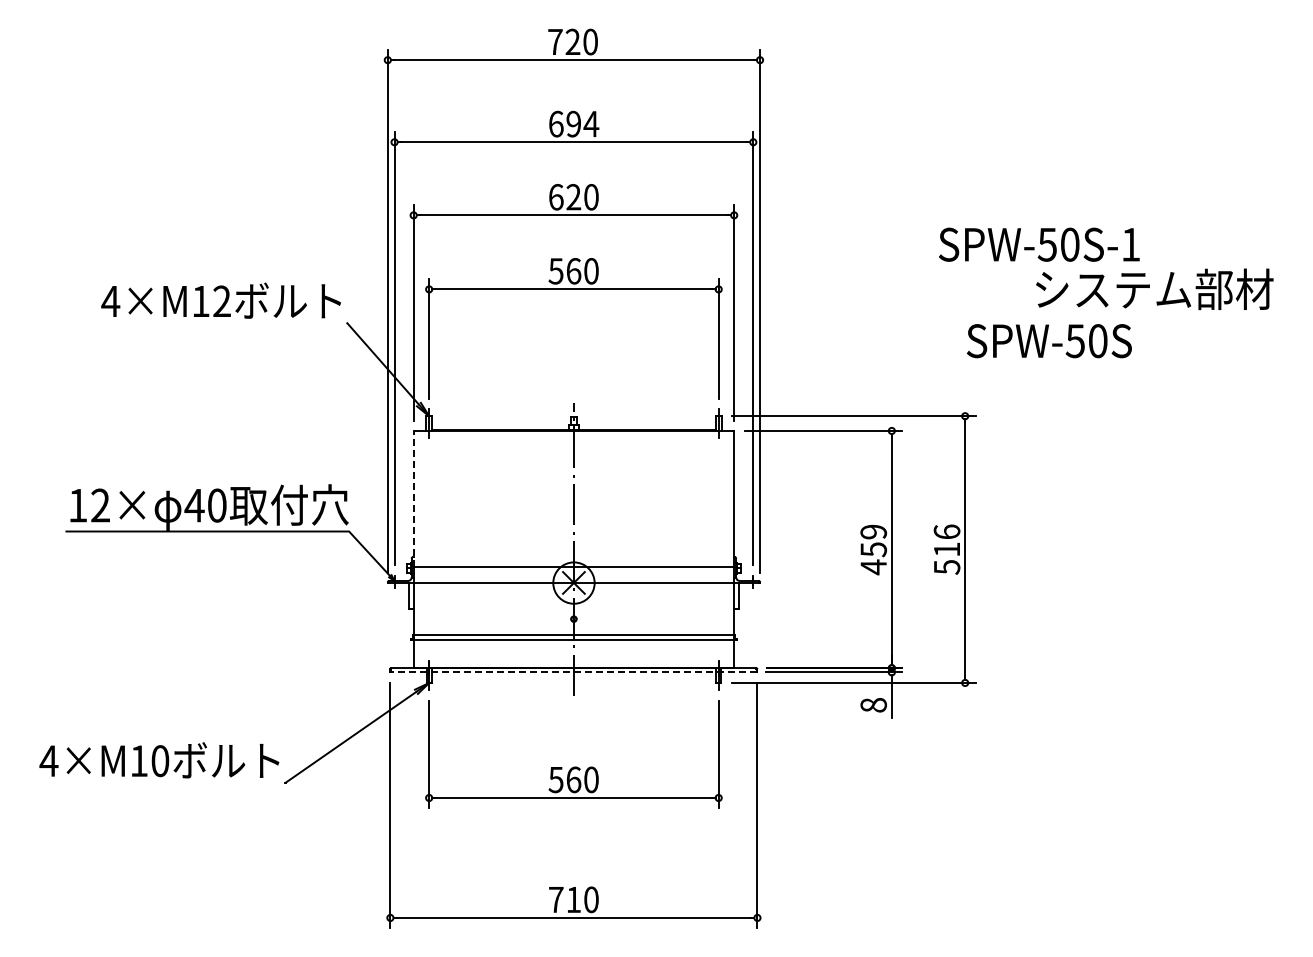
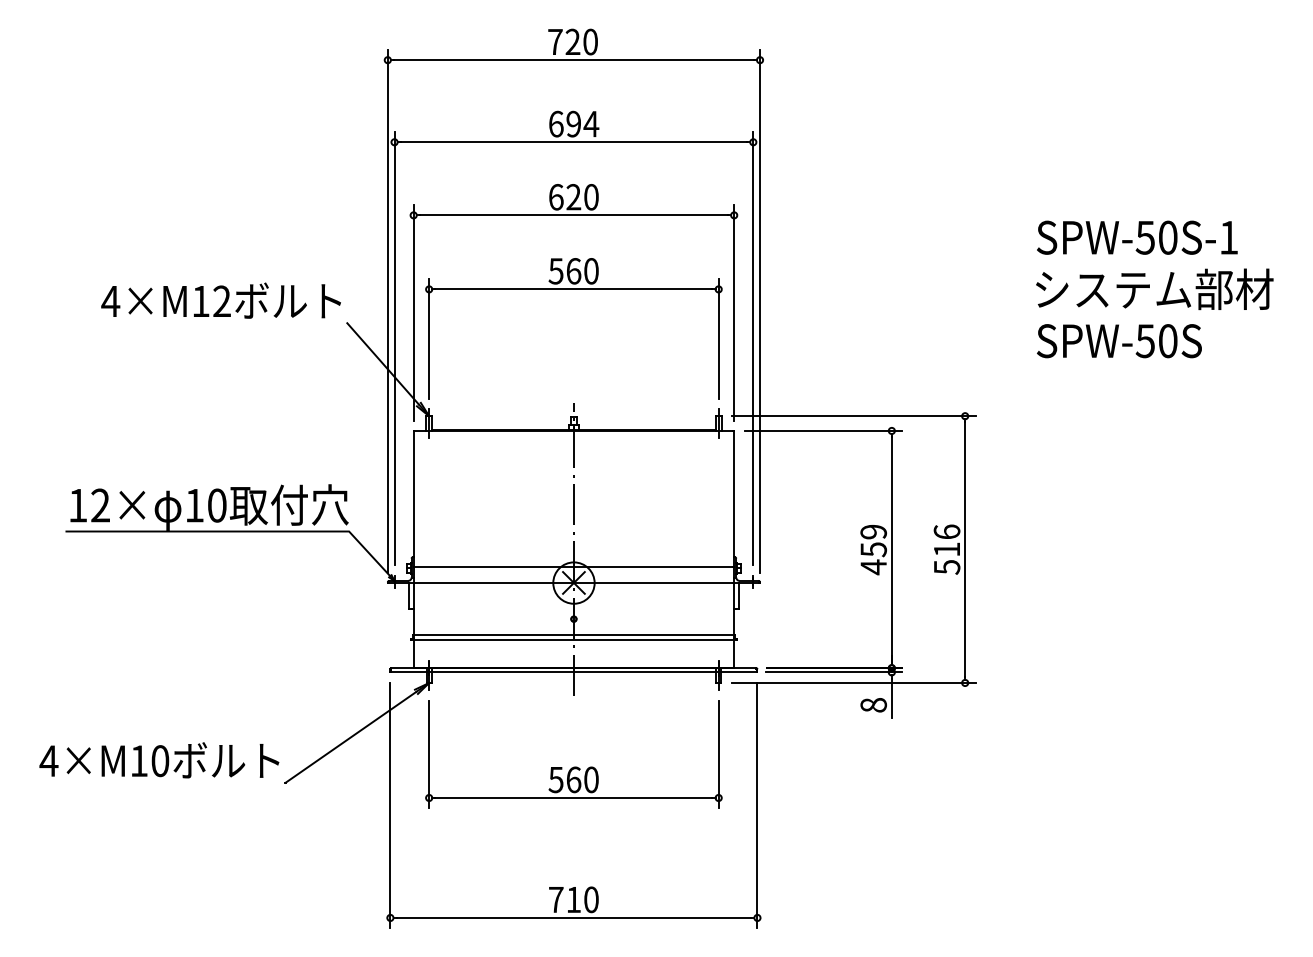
text position: (1039, 244) -> (1137, 237) (1137, 237)
text position: (1049, 341) -> (1119, 341) (1119, 341)
line: dashed -> solid (413, 498)
text: 40 -> 10 (194, 505)
line: dashed -> solid (573, 672)
